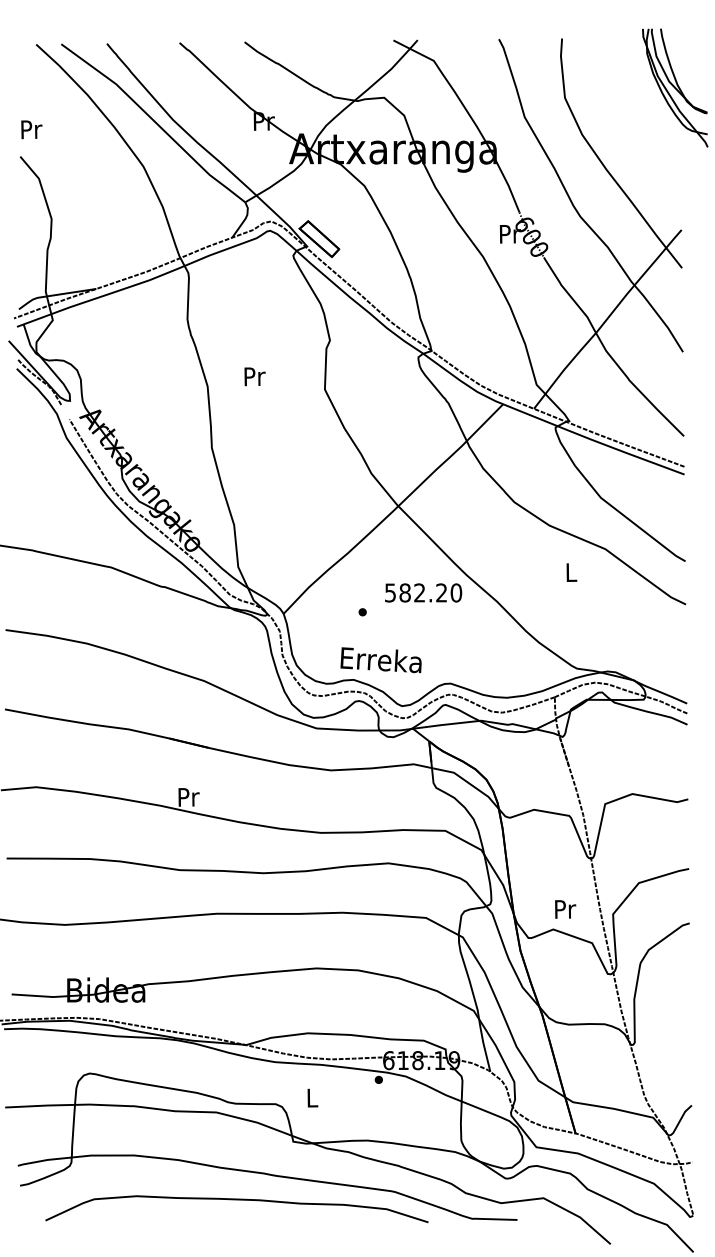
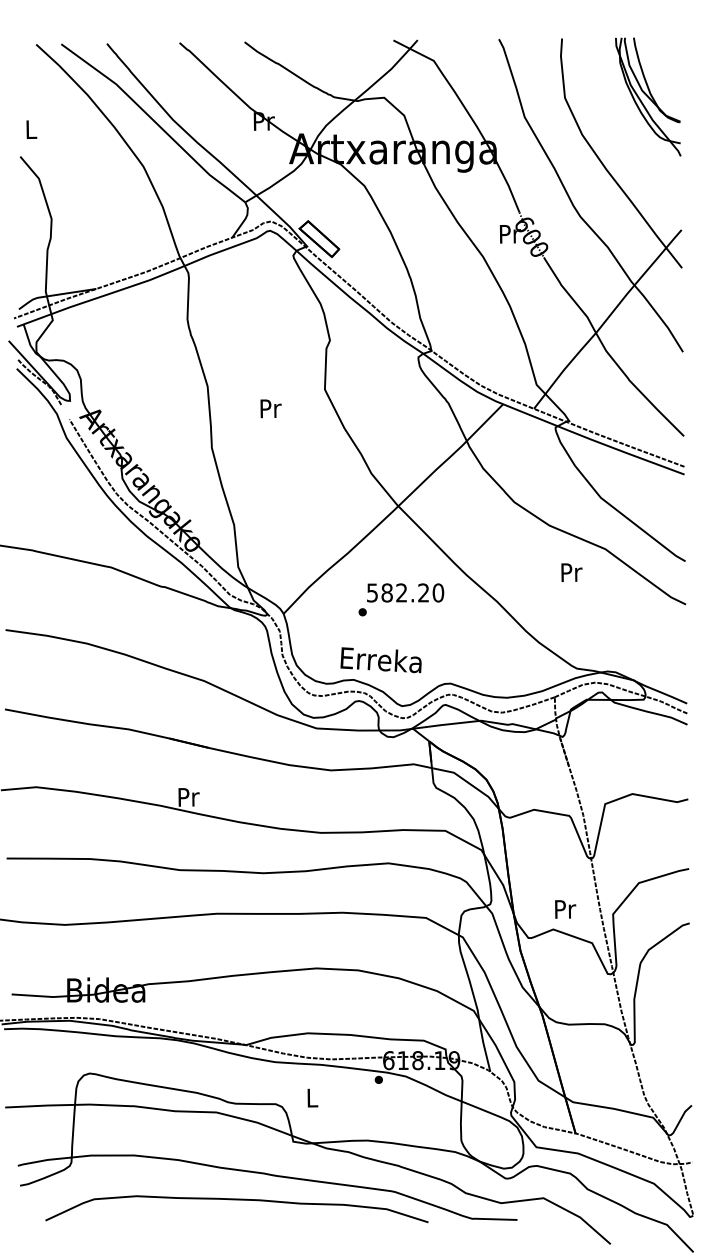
part position: (675, 87) -> (648, 96) (648, 96)
text: Pr -> L (31, 129)
text position: (254, 376) -> (270, 408) (270, 408)
text: L -> Pr (571, 572)
text position: (423, 592) -> (405, 592) (405, 592)
